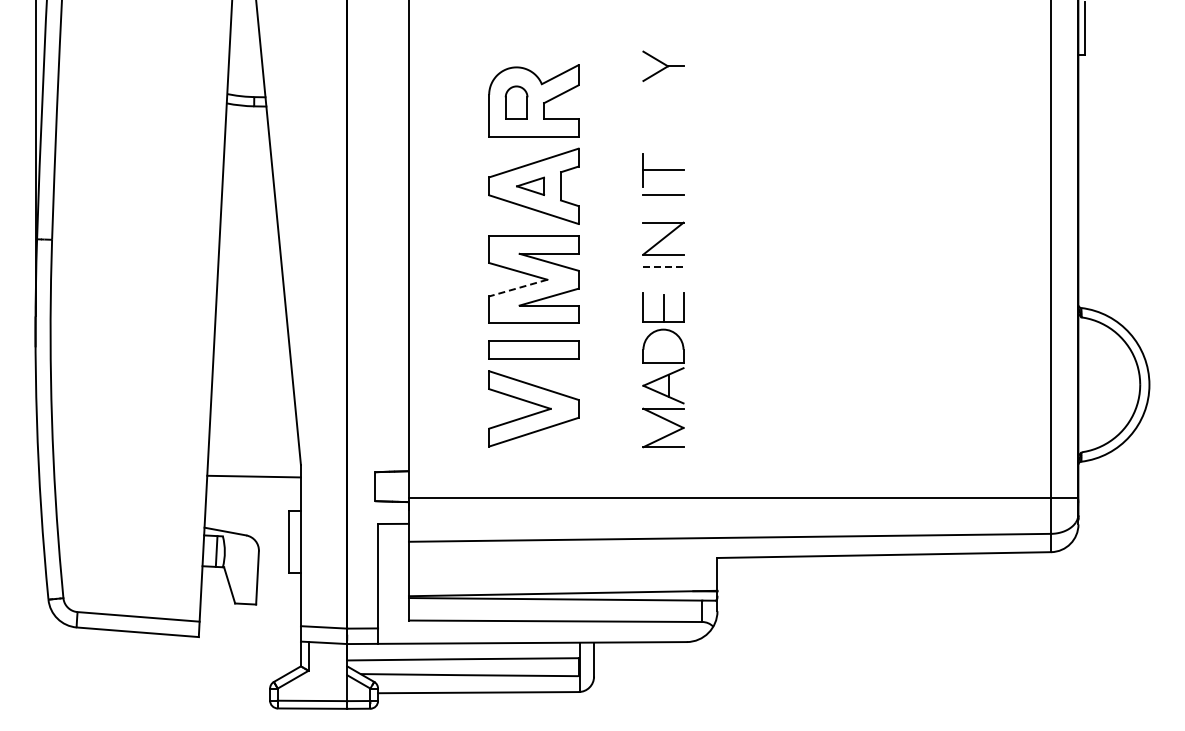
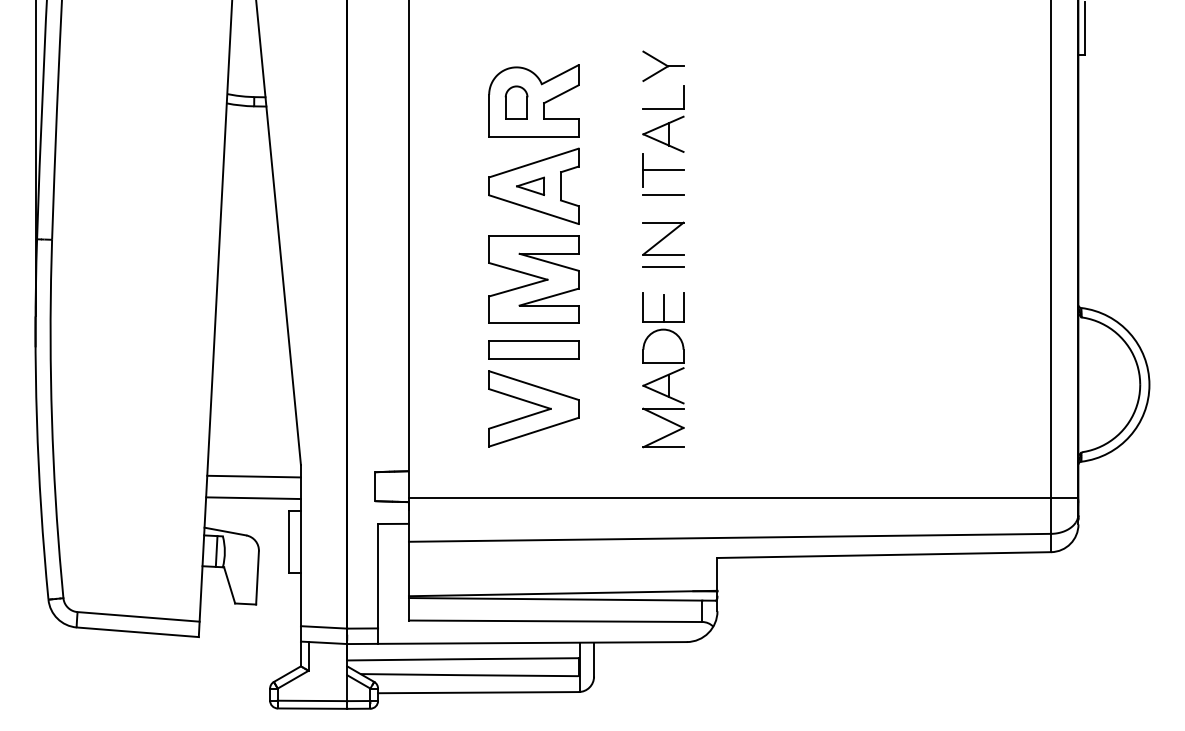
part: none -> present (663, 118)
line: dashed -> solid (663, 266)
line: dashed -> solid (517, 288)
line: none -> present (253, 498)
